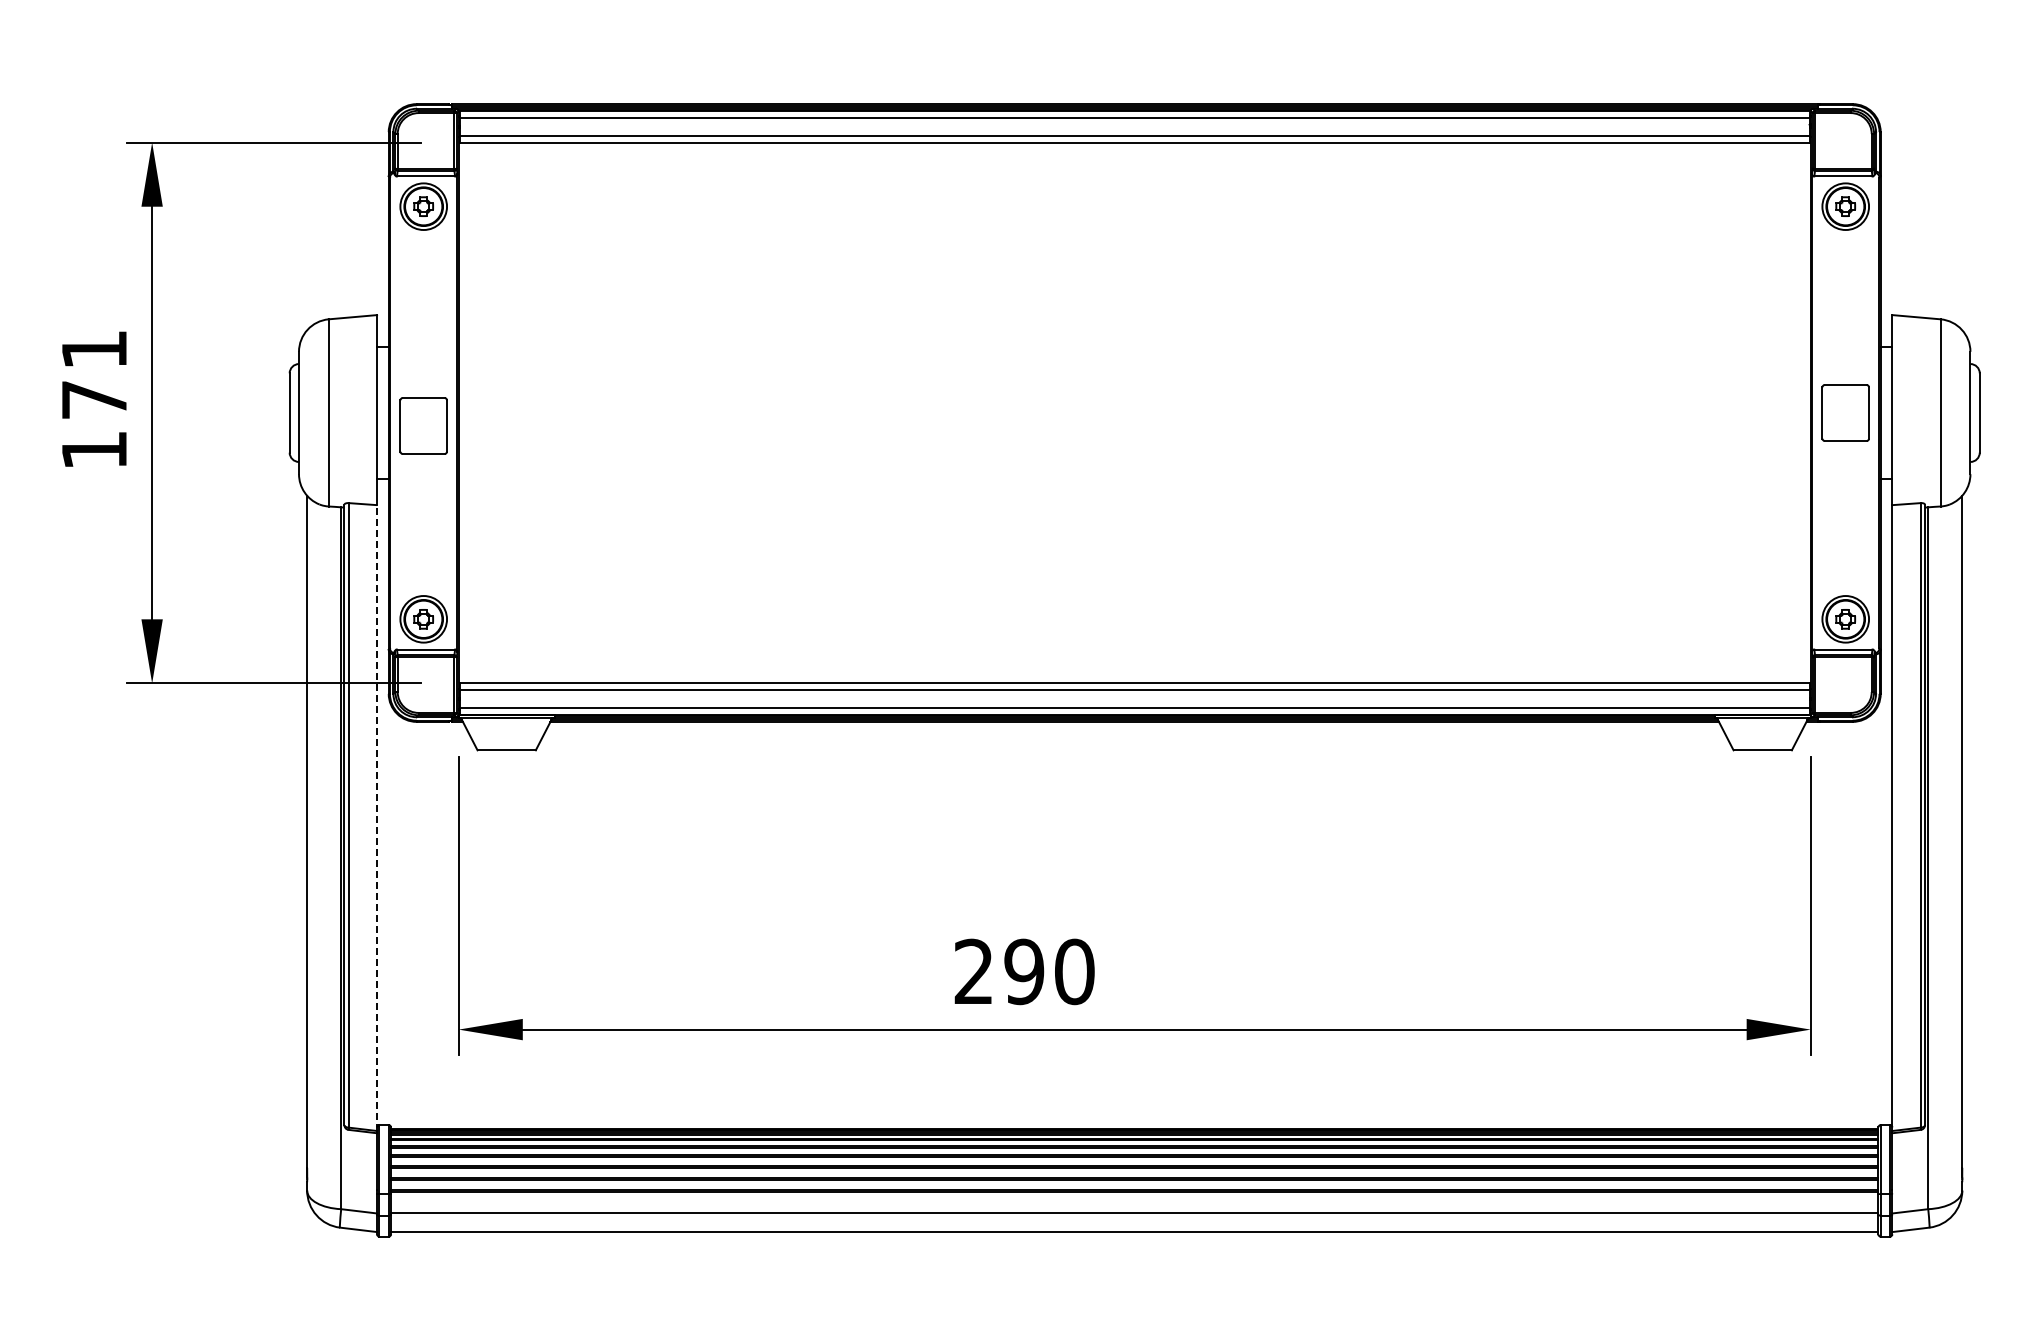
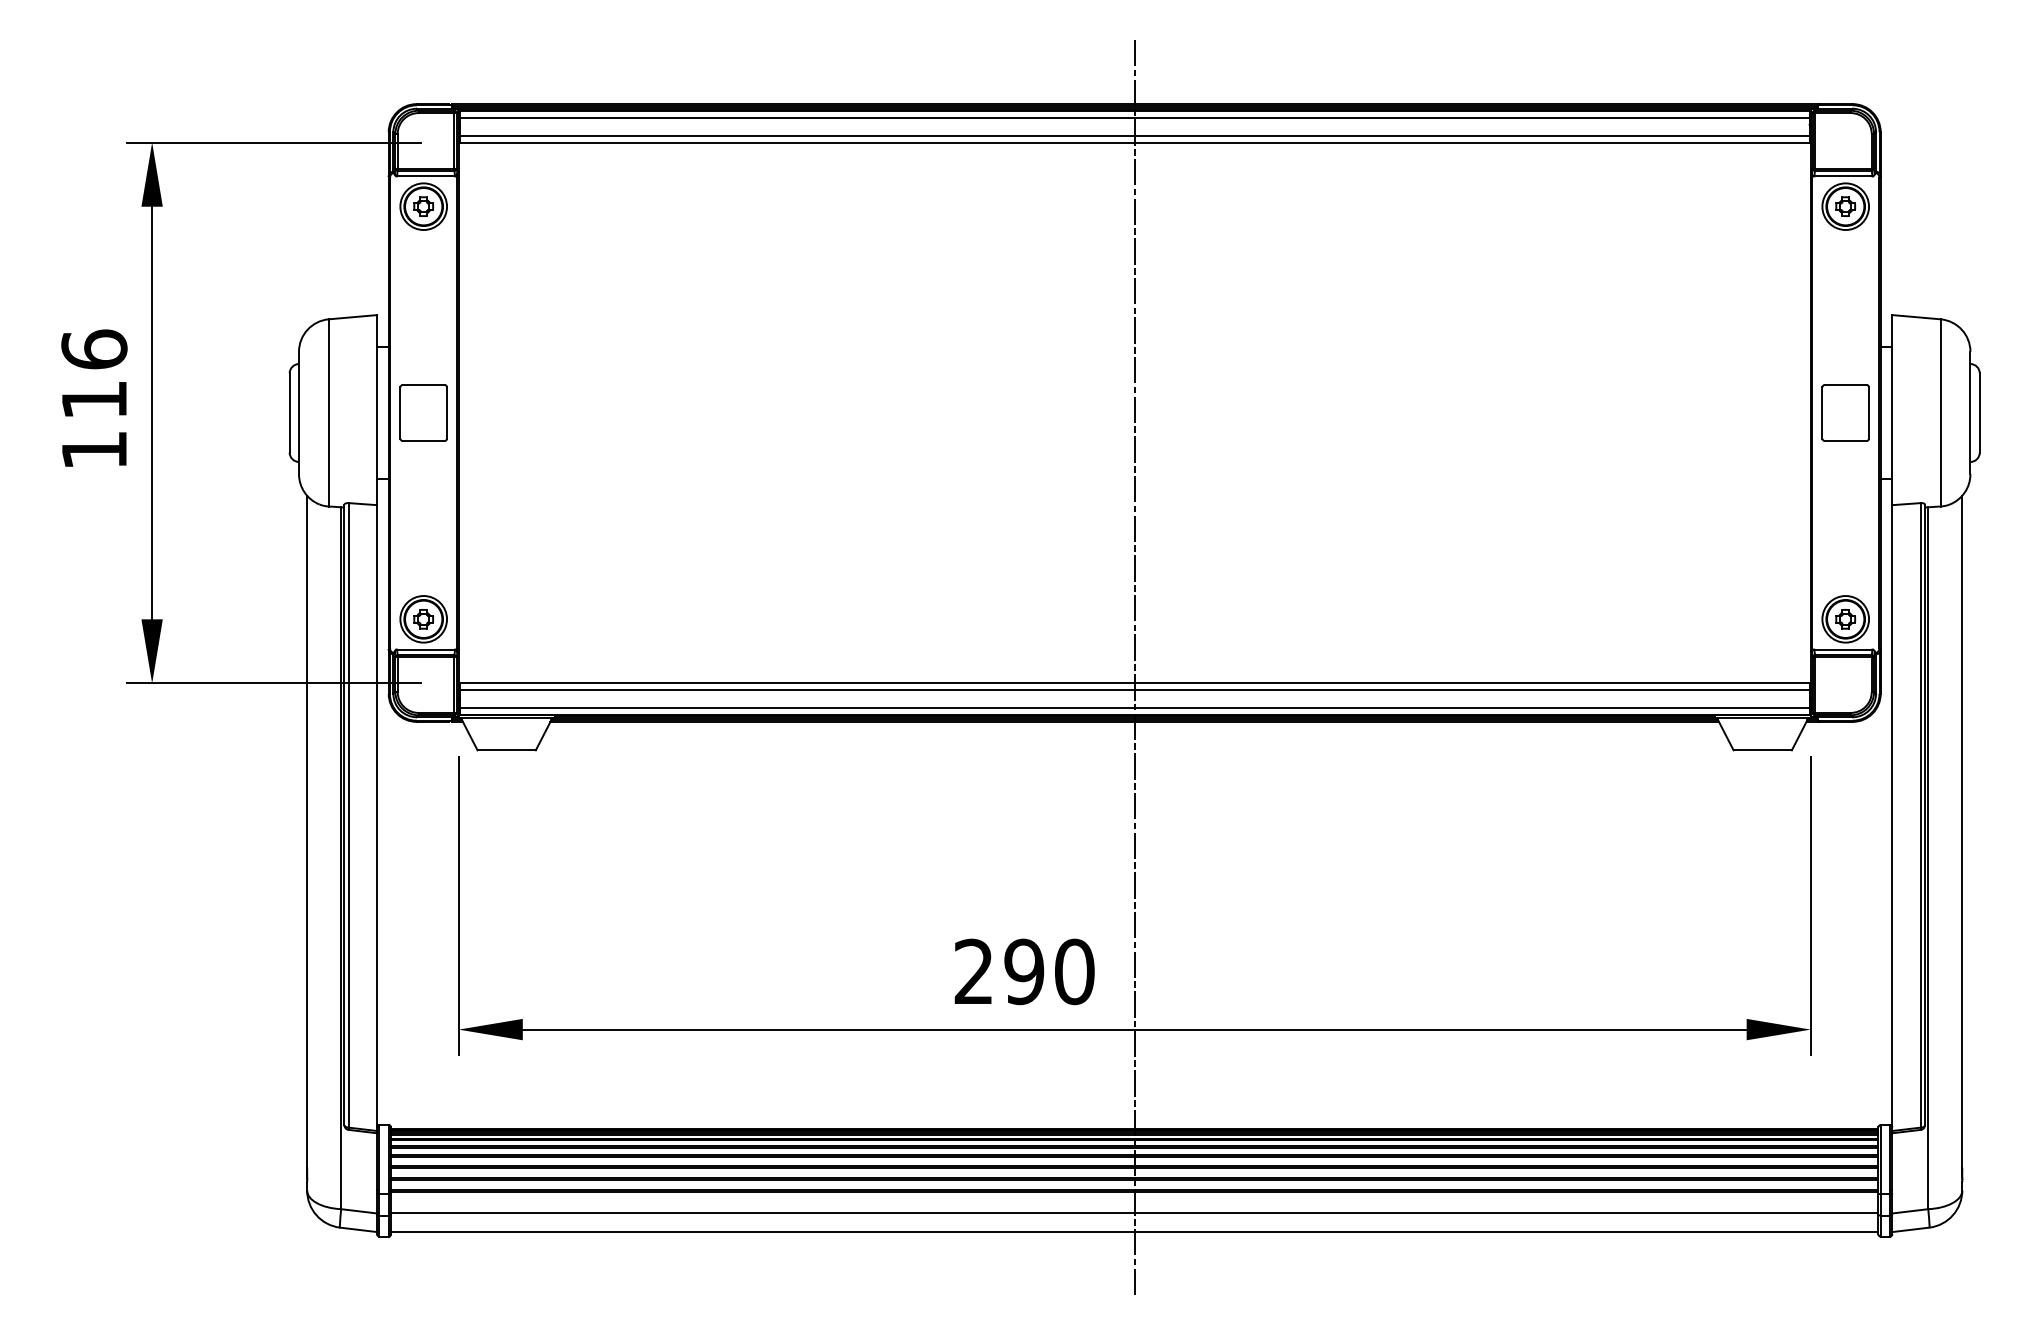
text: 171 -> 116 (94, 373)
part position: (423, 425) -> (423, 412) (423, 412)
line: none -> present (1134, 668)
line: dashed -> solid (377, 818)
